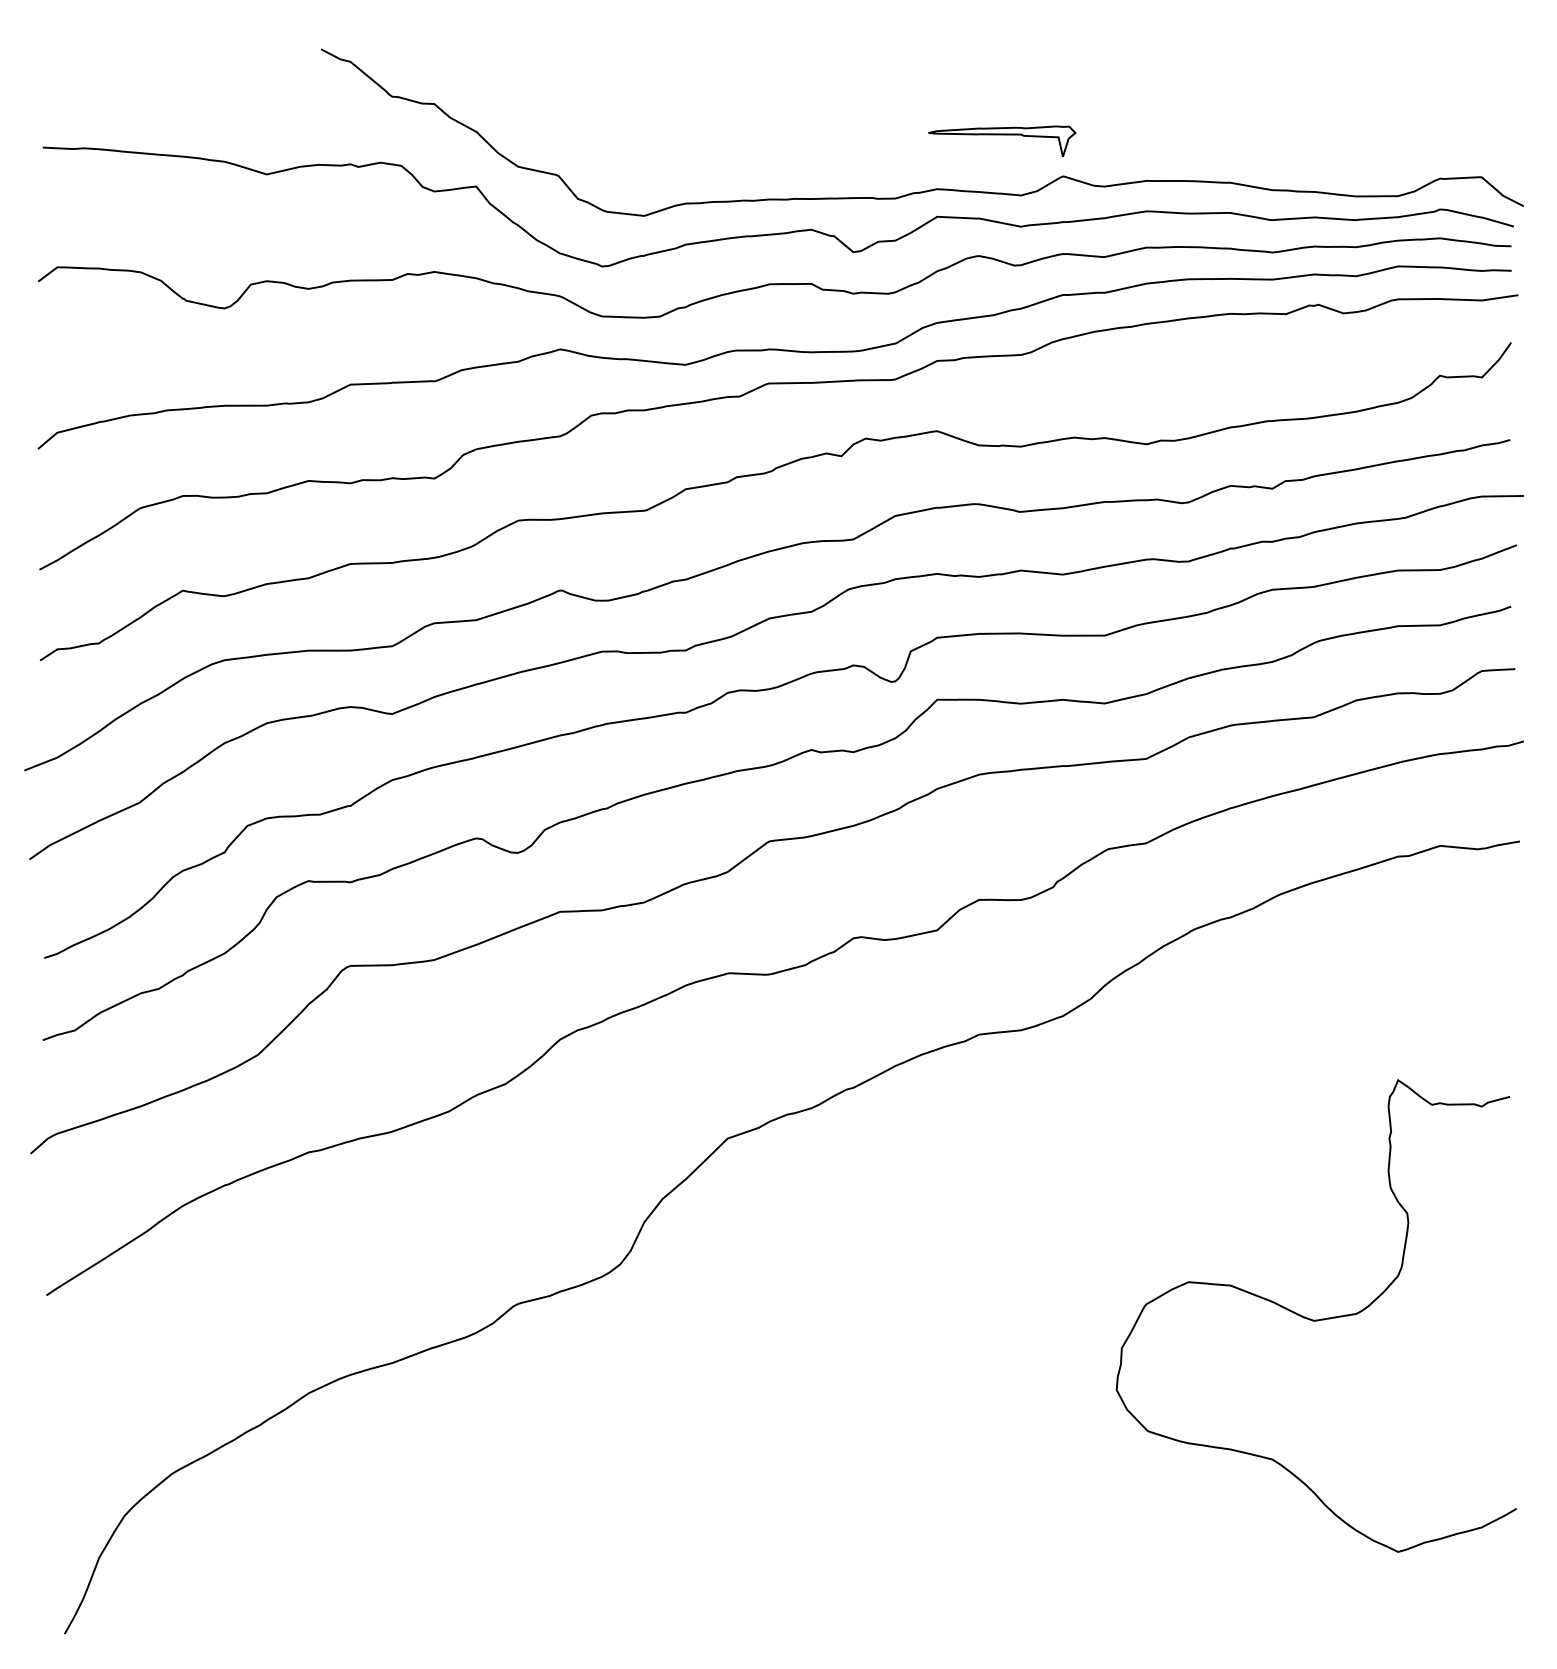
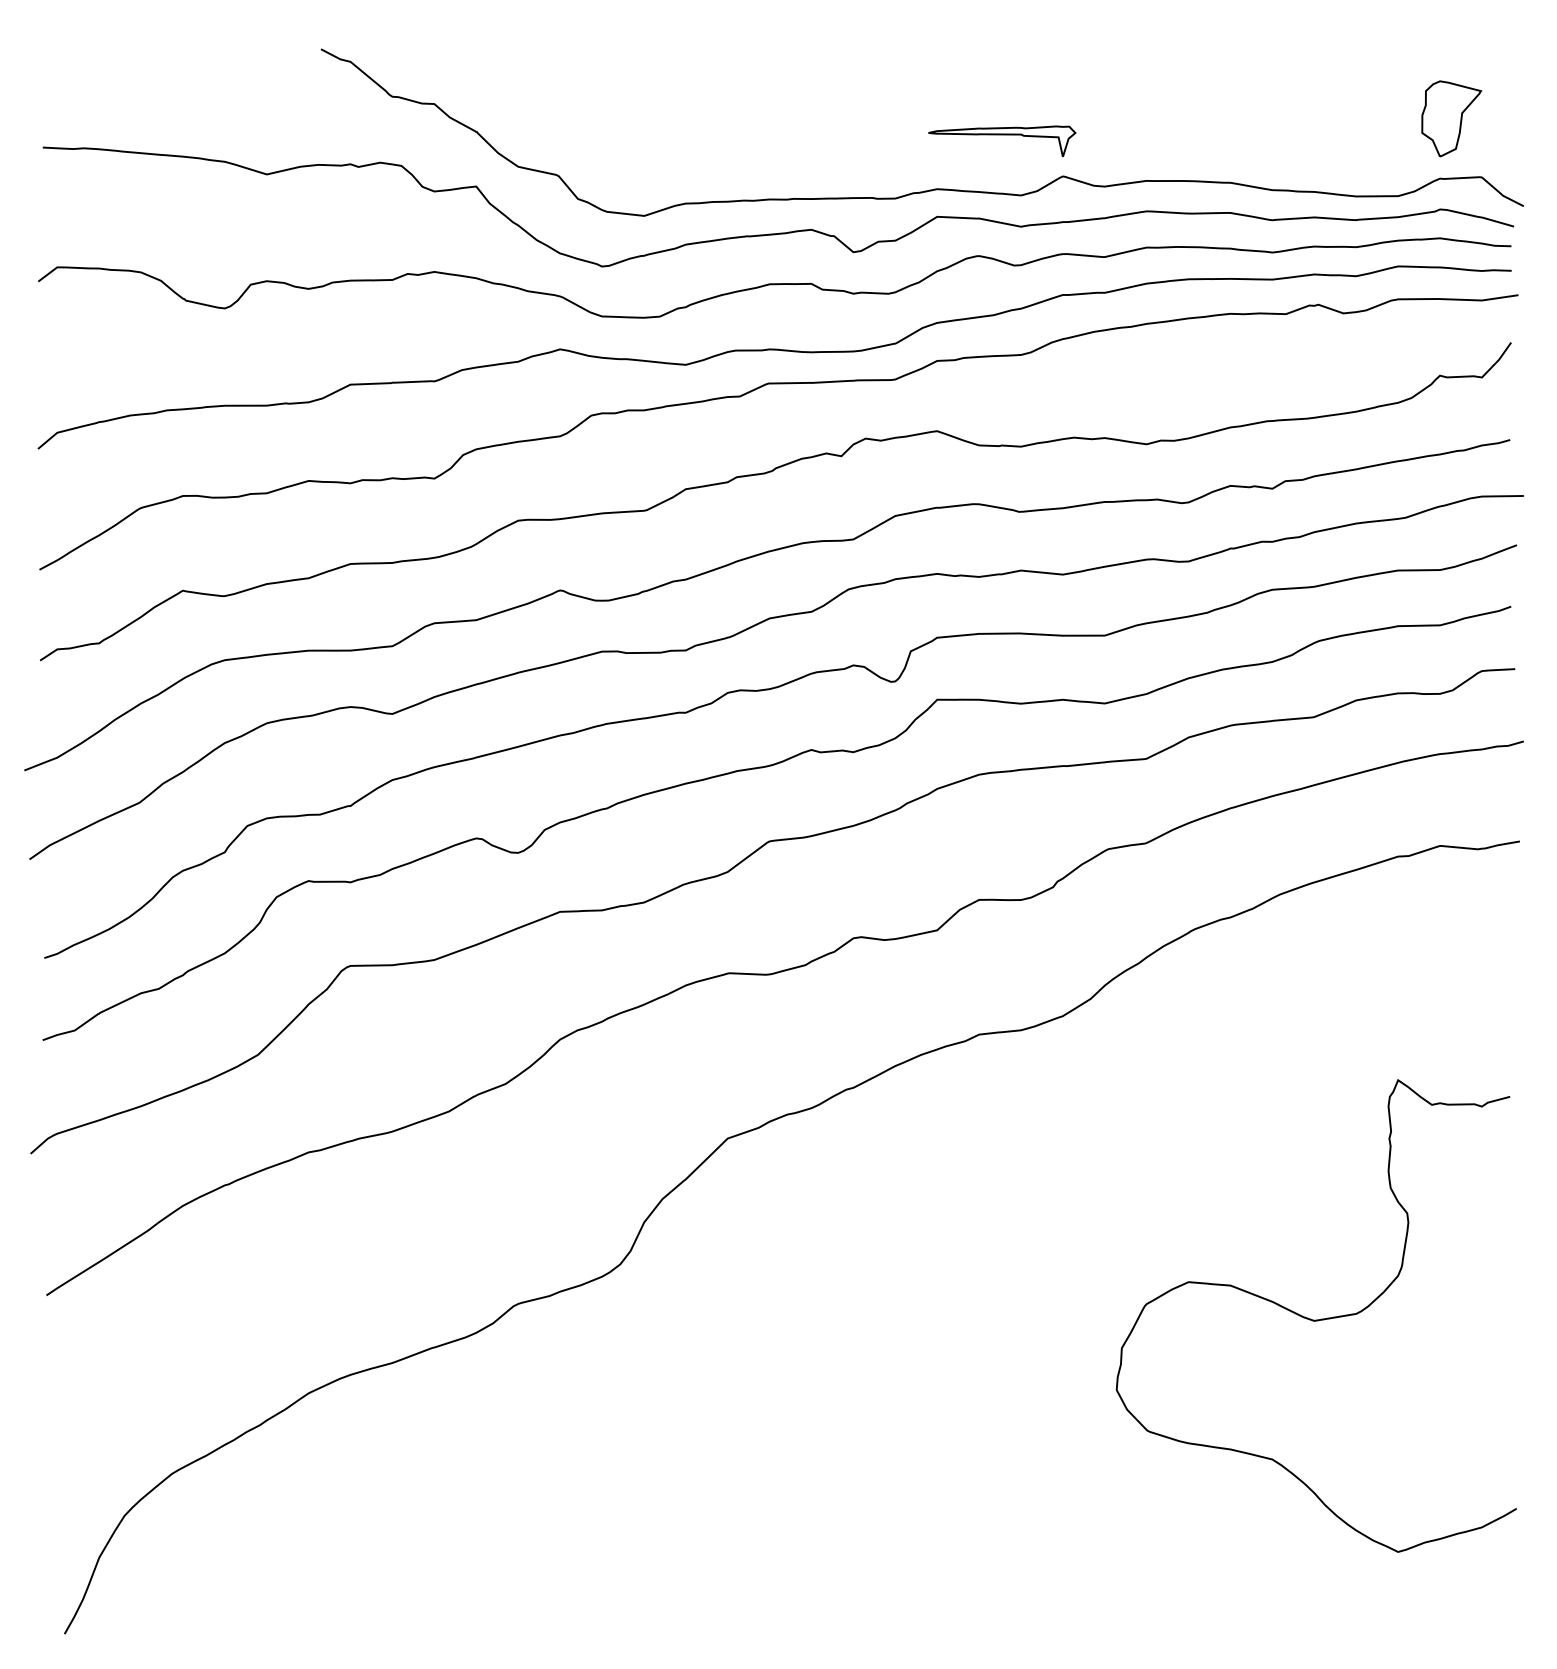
part: none -> present (1451, 118)
